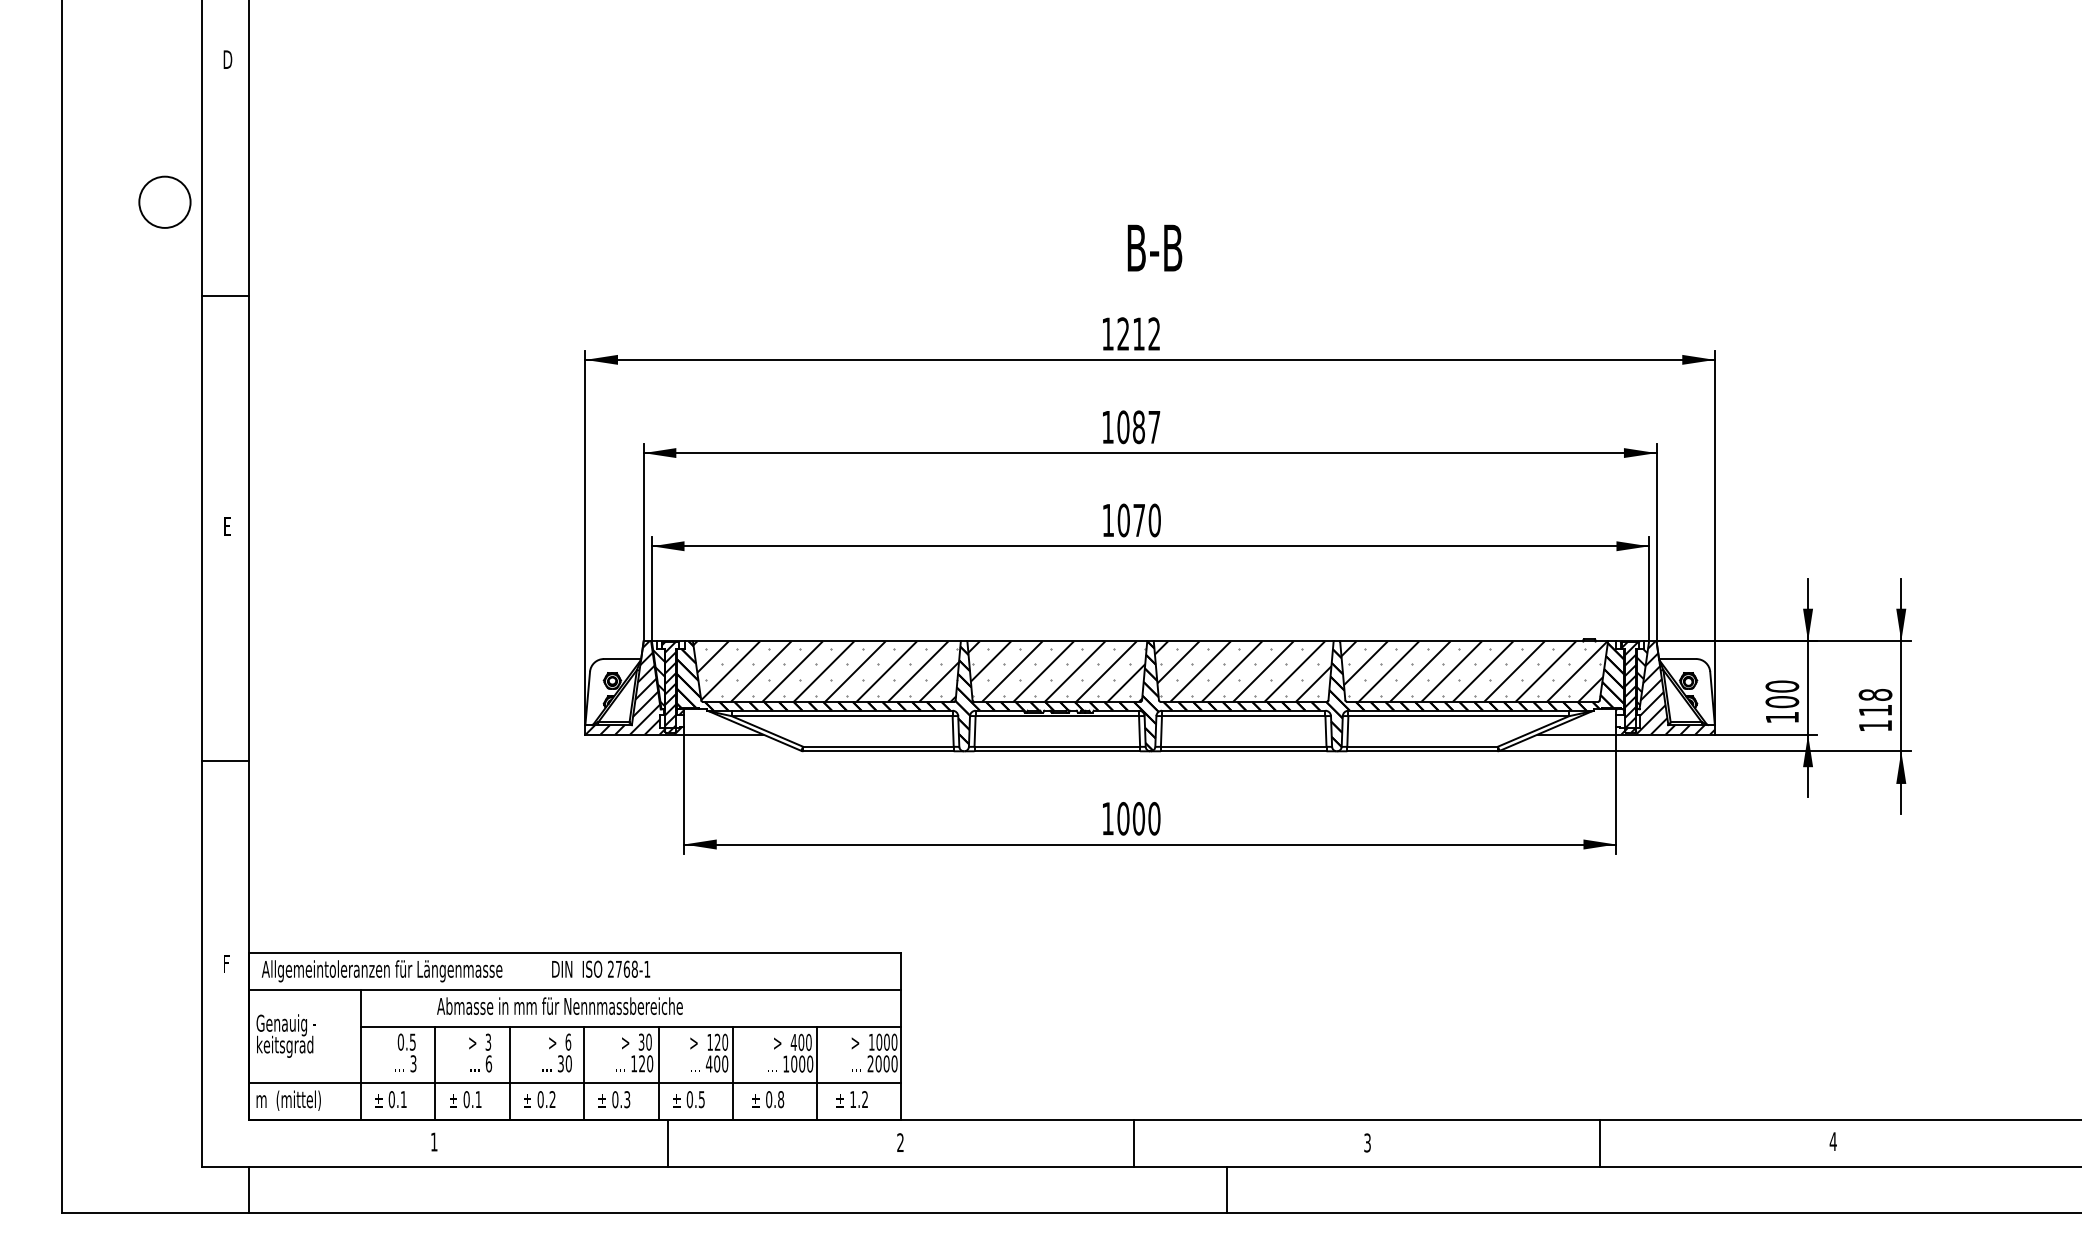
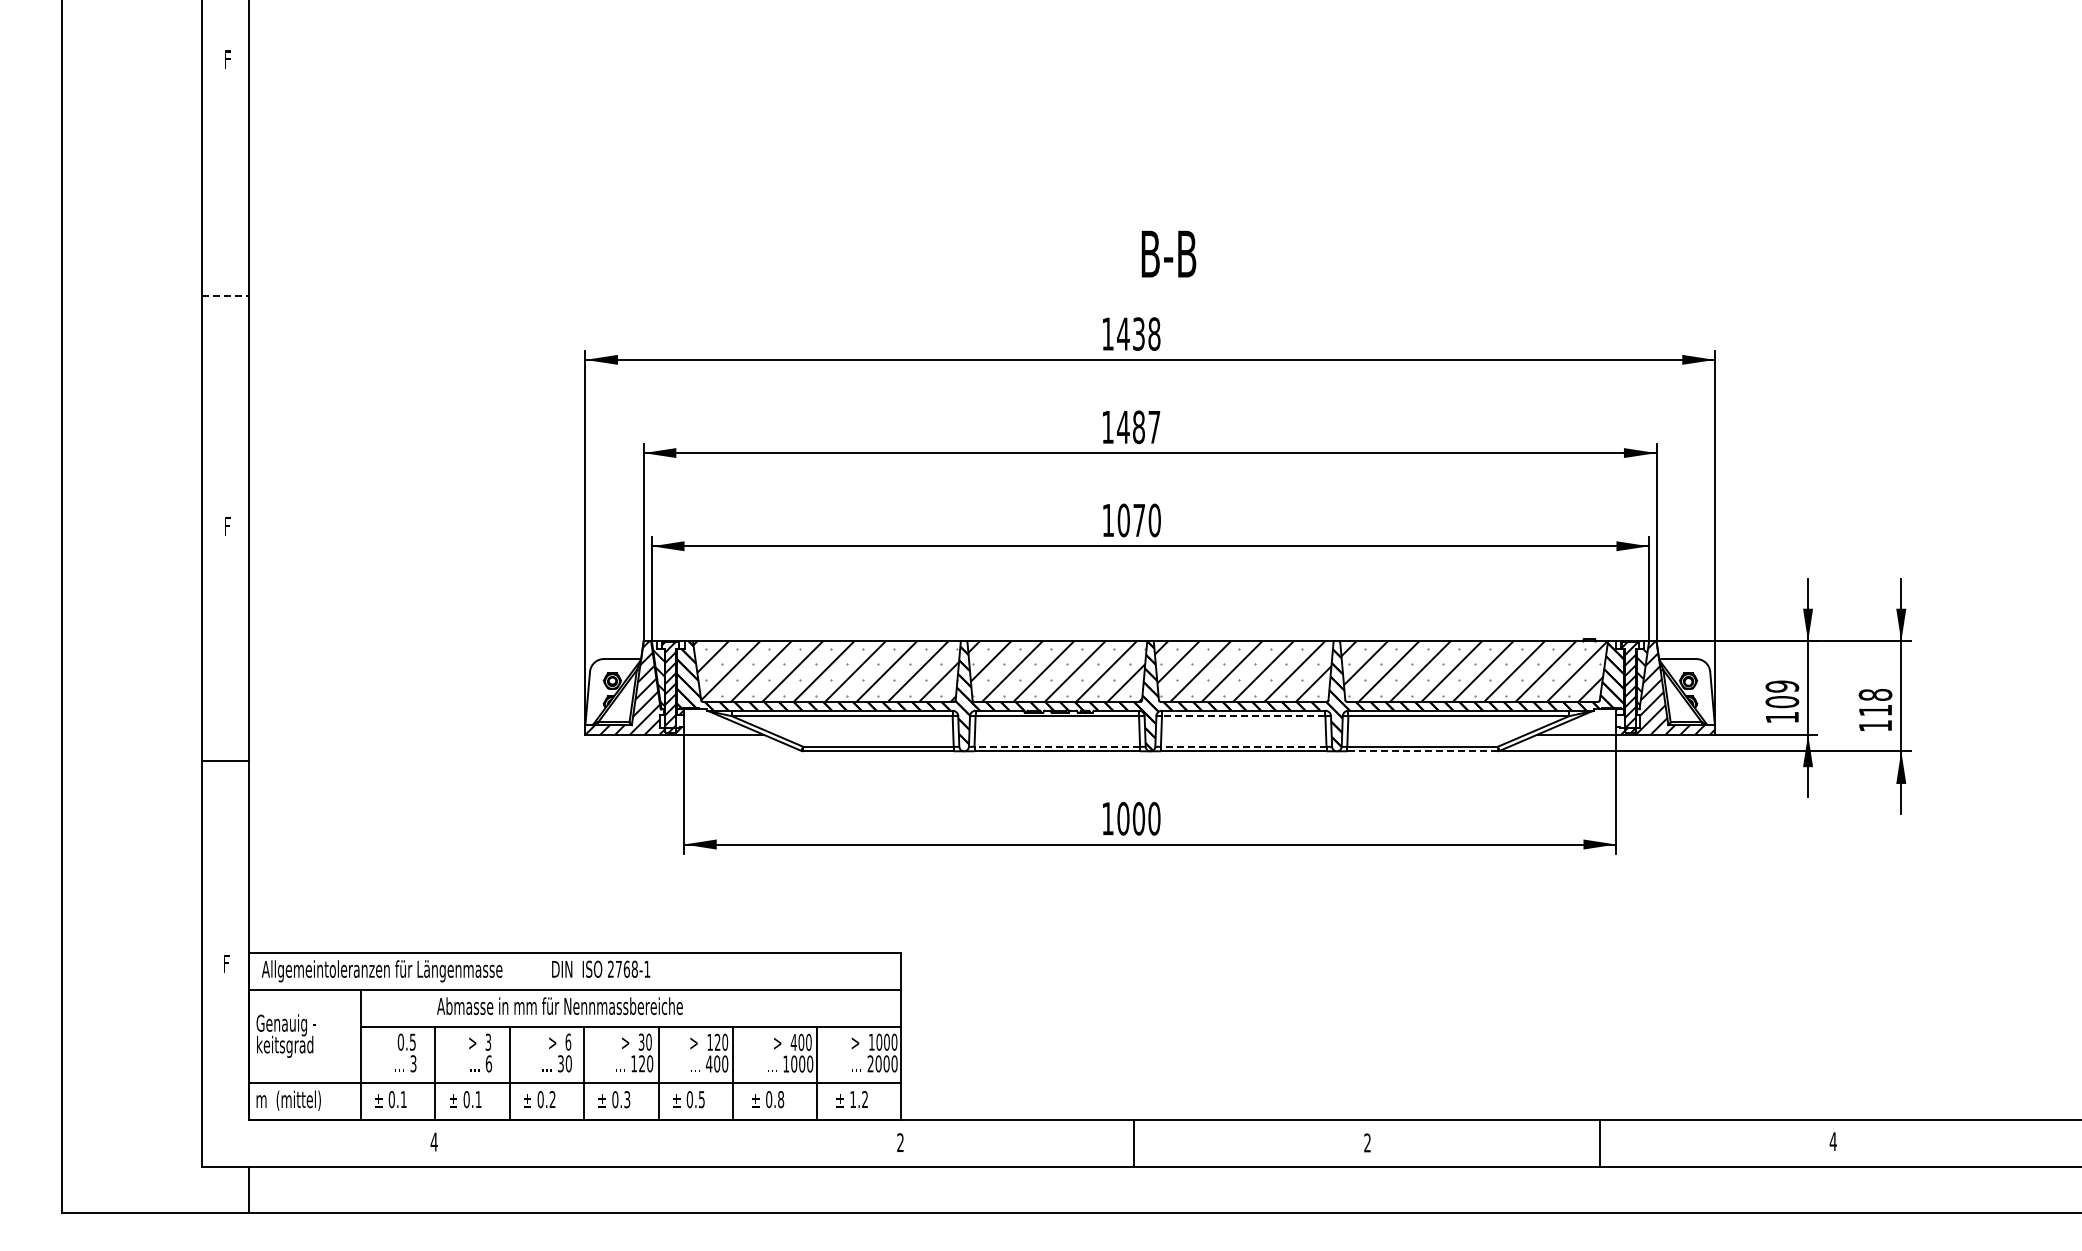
text: D -> F (227, 59)
circle: present -> none (164, 201)
text position: (1154, 247) -> (1168, 253) (1168, 253)
line: solid -> dashed (226, 295)
text: 1212 -> 1438 (1138, 333)
text: 1087 -> 1487 (1123, 427)
text: E -> F (227, 526)
text: 100 -> 109 (1782, 686)
line: solid -> dashed (1243, 716)
line: solid -> dashed (1057, 746)
line: solid -> dashed (1243, 746)
line: solid -> dashed (1421, 751)
text: 1 -> 4 (433, 1141)
text: 3 -> 2 (1367, 1142)
line: present -> none (668, 1143)
line: present -> none (1227, 1189)
